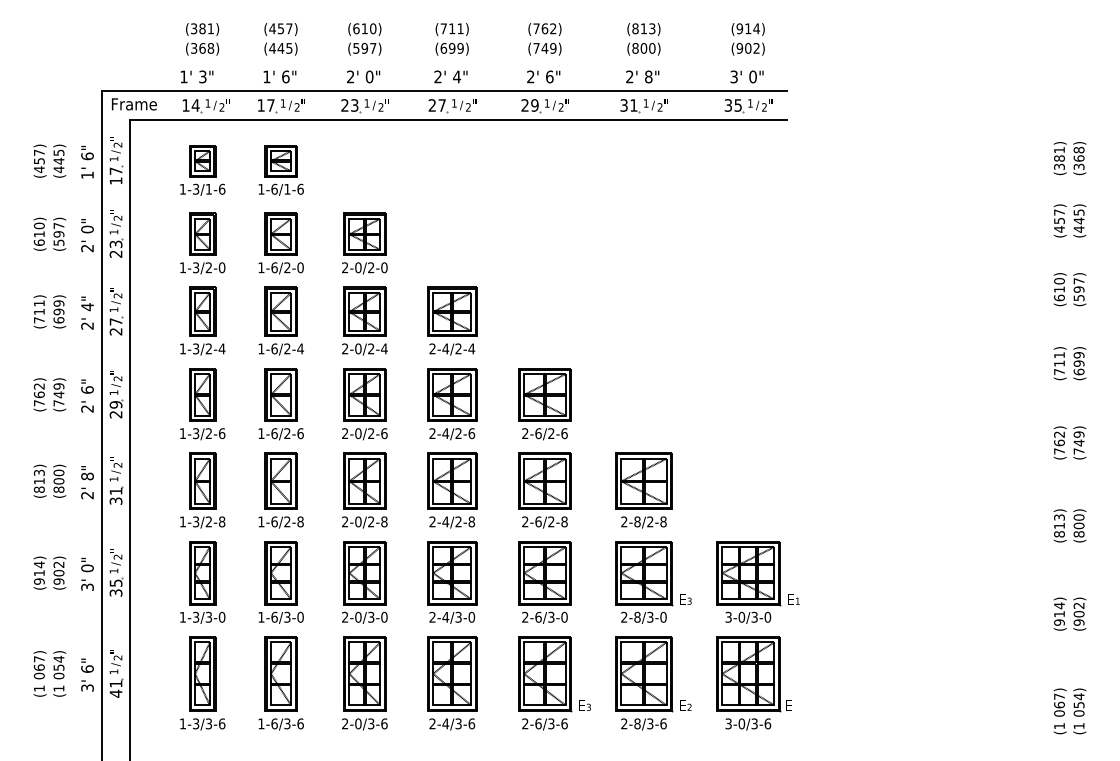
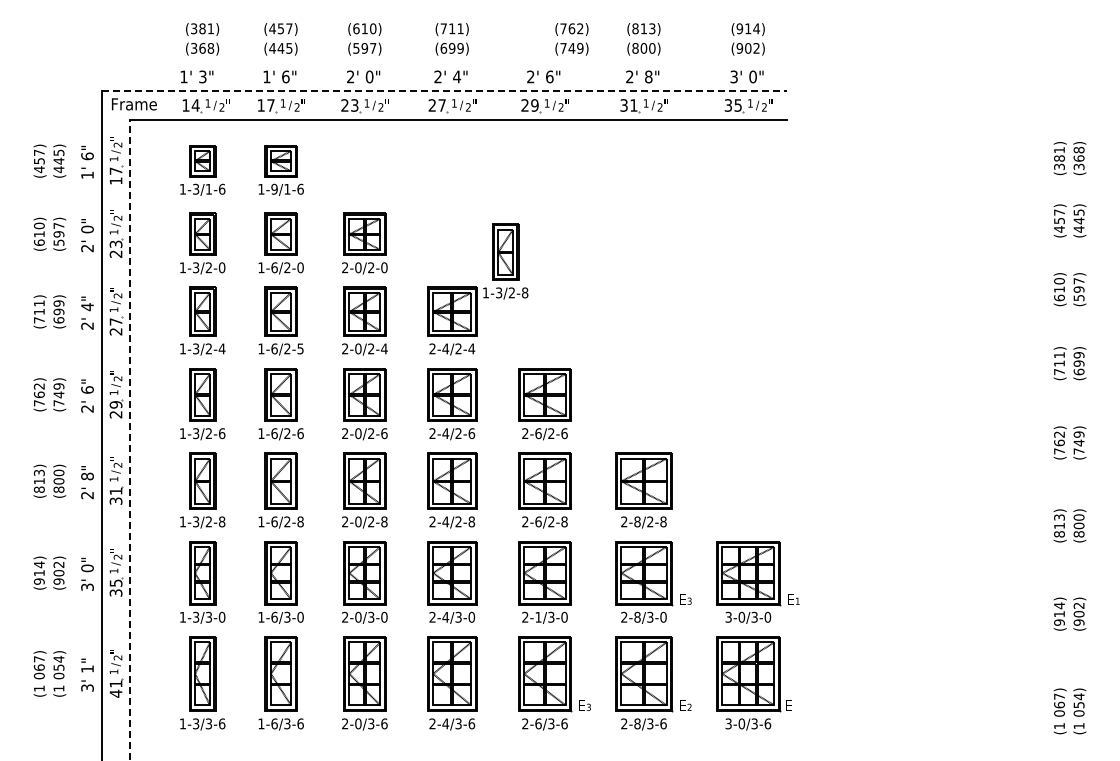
text position: (544, 39) -> (571, 39) (571, 39)
line: solid -> dashed (444, 91)
text: 1-6/1-6 -> 1-9/1-6 (274, 188)
part: none -> present (505, 261)
text: 1-6/2-4 -> 1-6/2-5 (300, 348)
line: solid -> dashed (130, 439)
text: 2-6/3-0 -> 2-1/3-0 (538, 616)
text: 6" -> 1" (87, 668)
